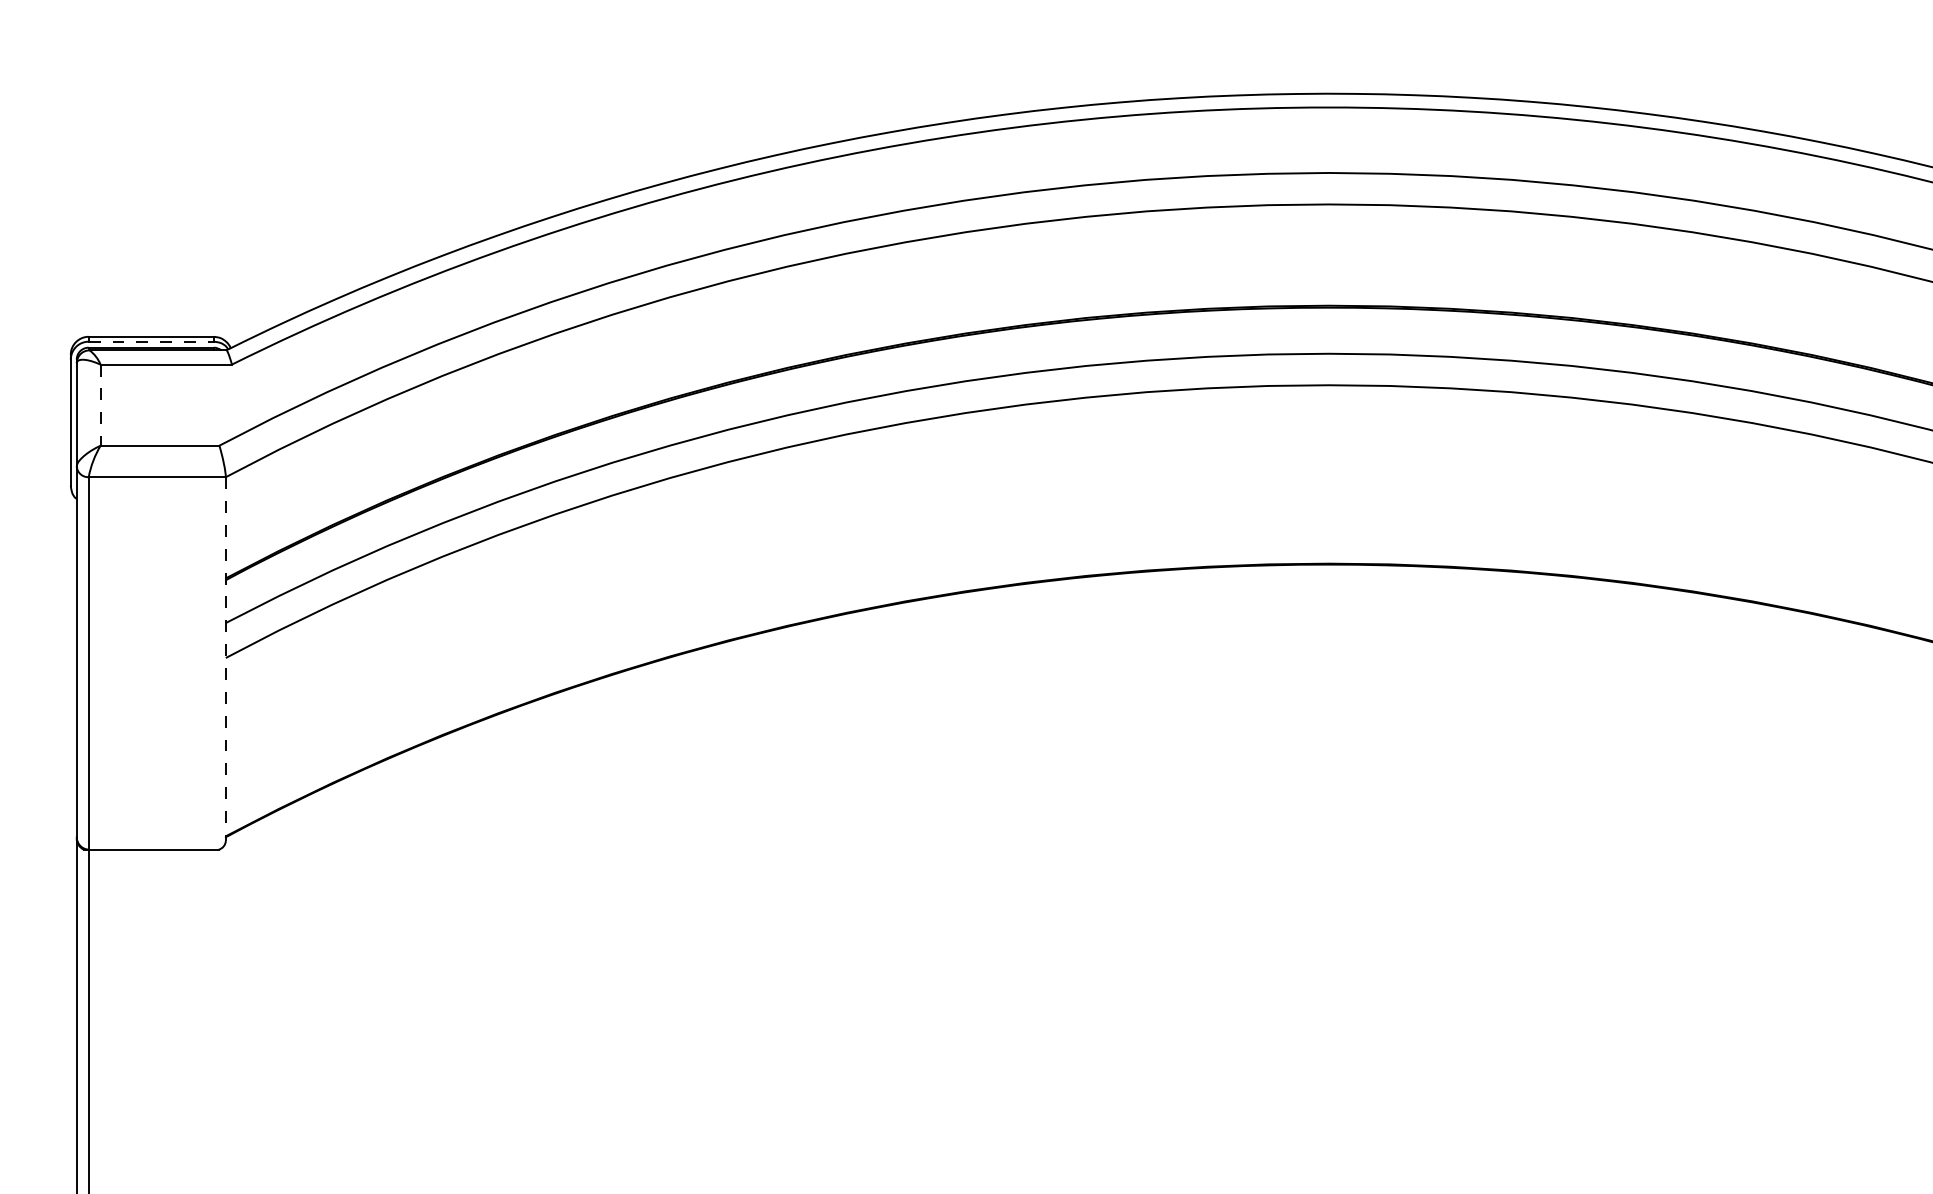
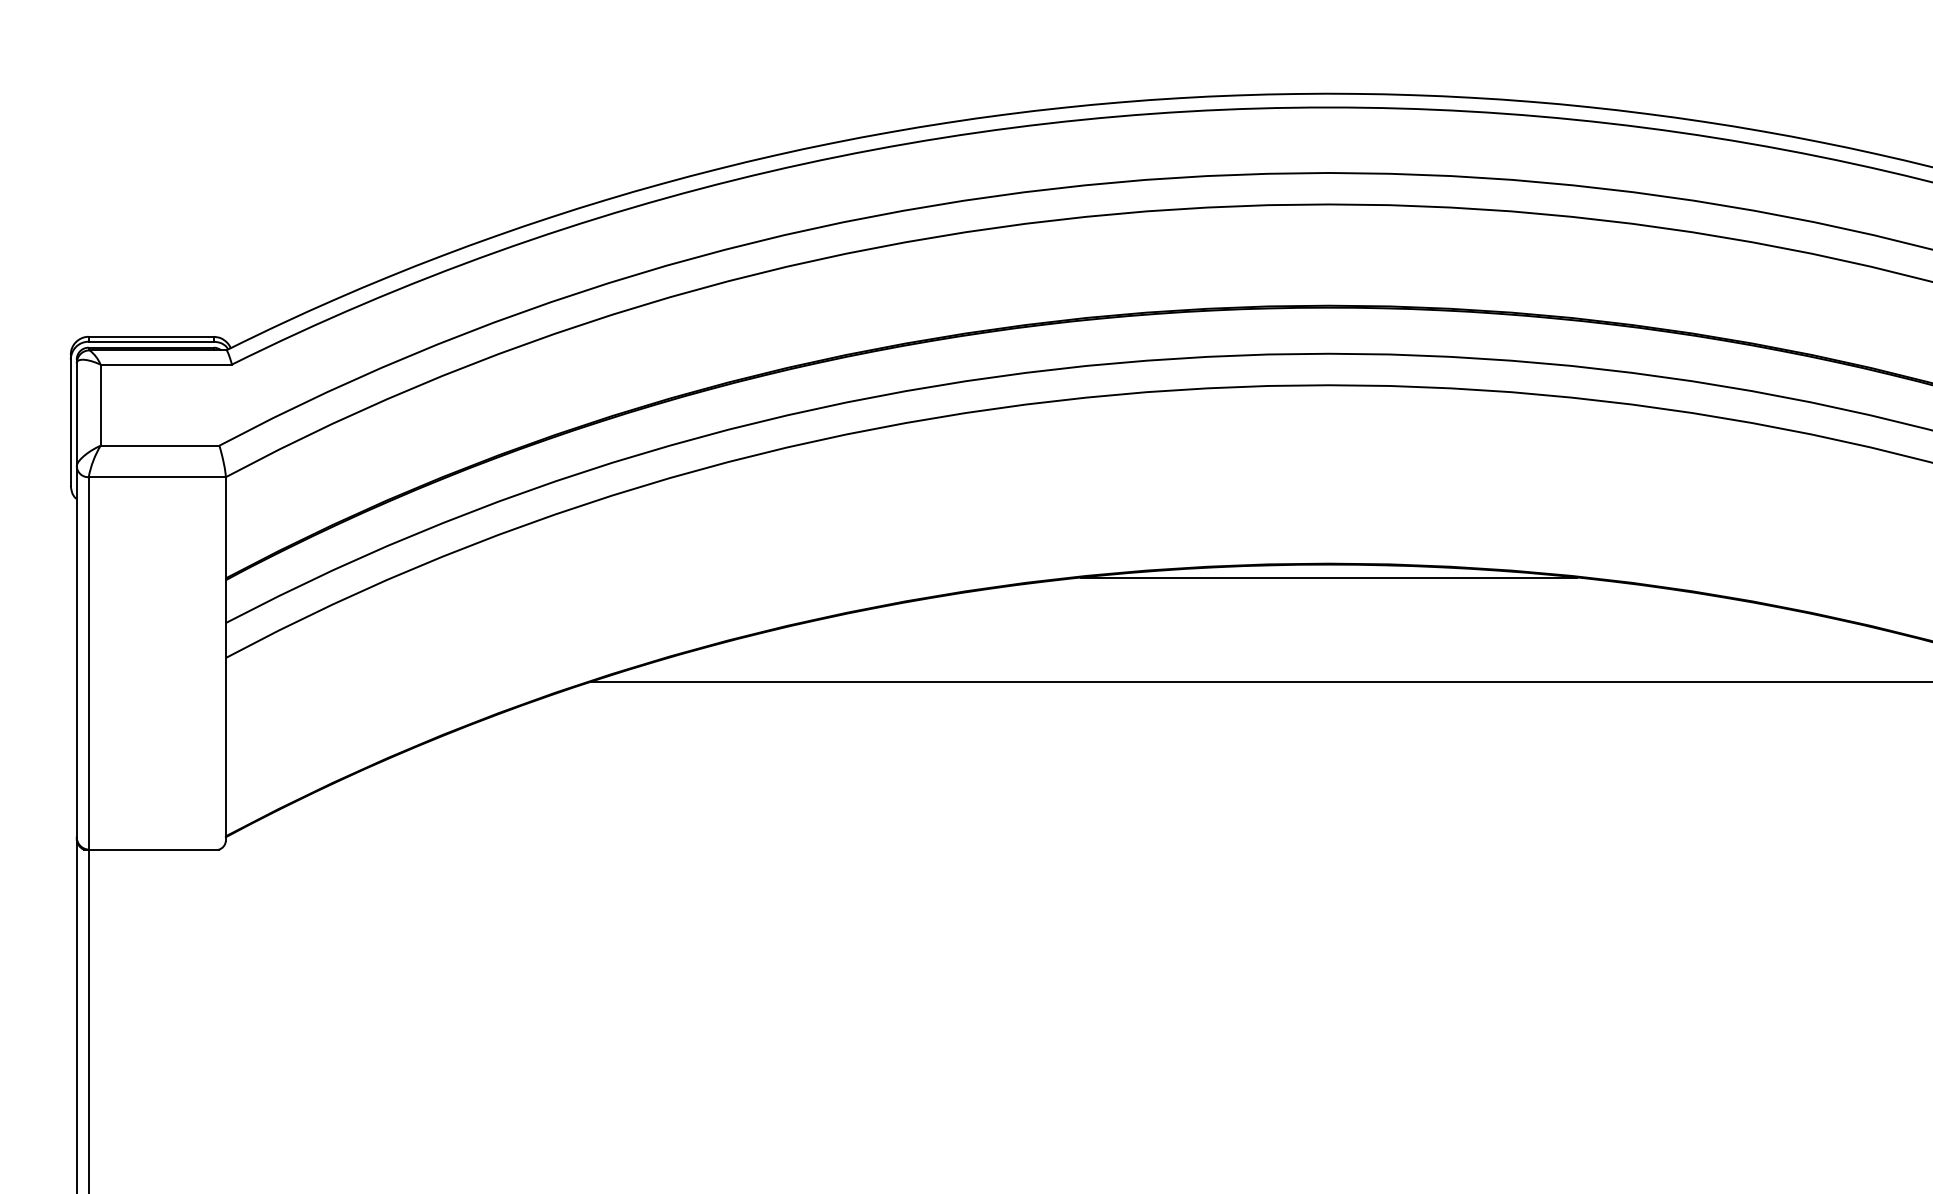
line: dashed -> solid (151, 341)
line: dashed -> solid (100, 405)
line: none -> present (1328, 577)
line: dashed -> solid (225, 659)
line: none -> present (1259, 682)
